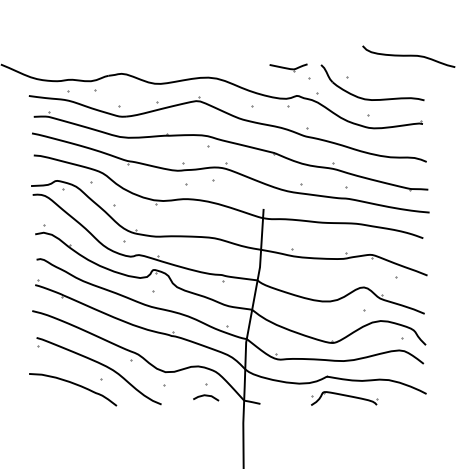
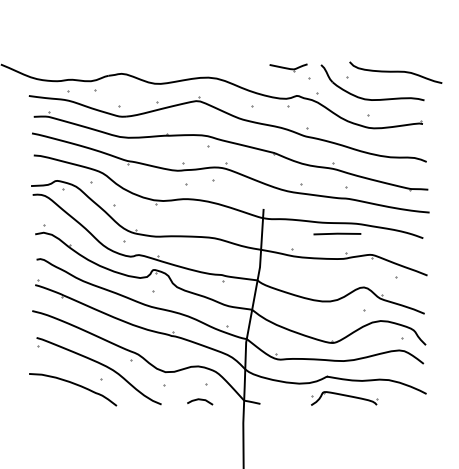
curve position: (408, 56) -> (395, 72) (395, 72)
line: none -> present (337, 233)
line position: (206, 396) -> (200, 400) (200, 400)
